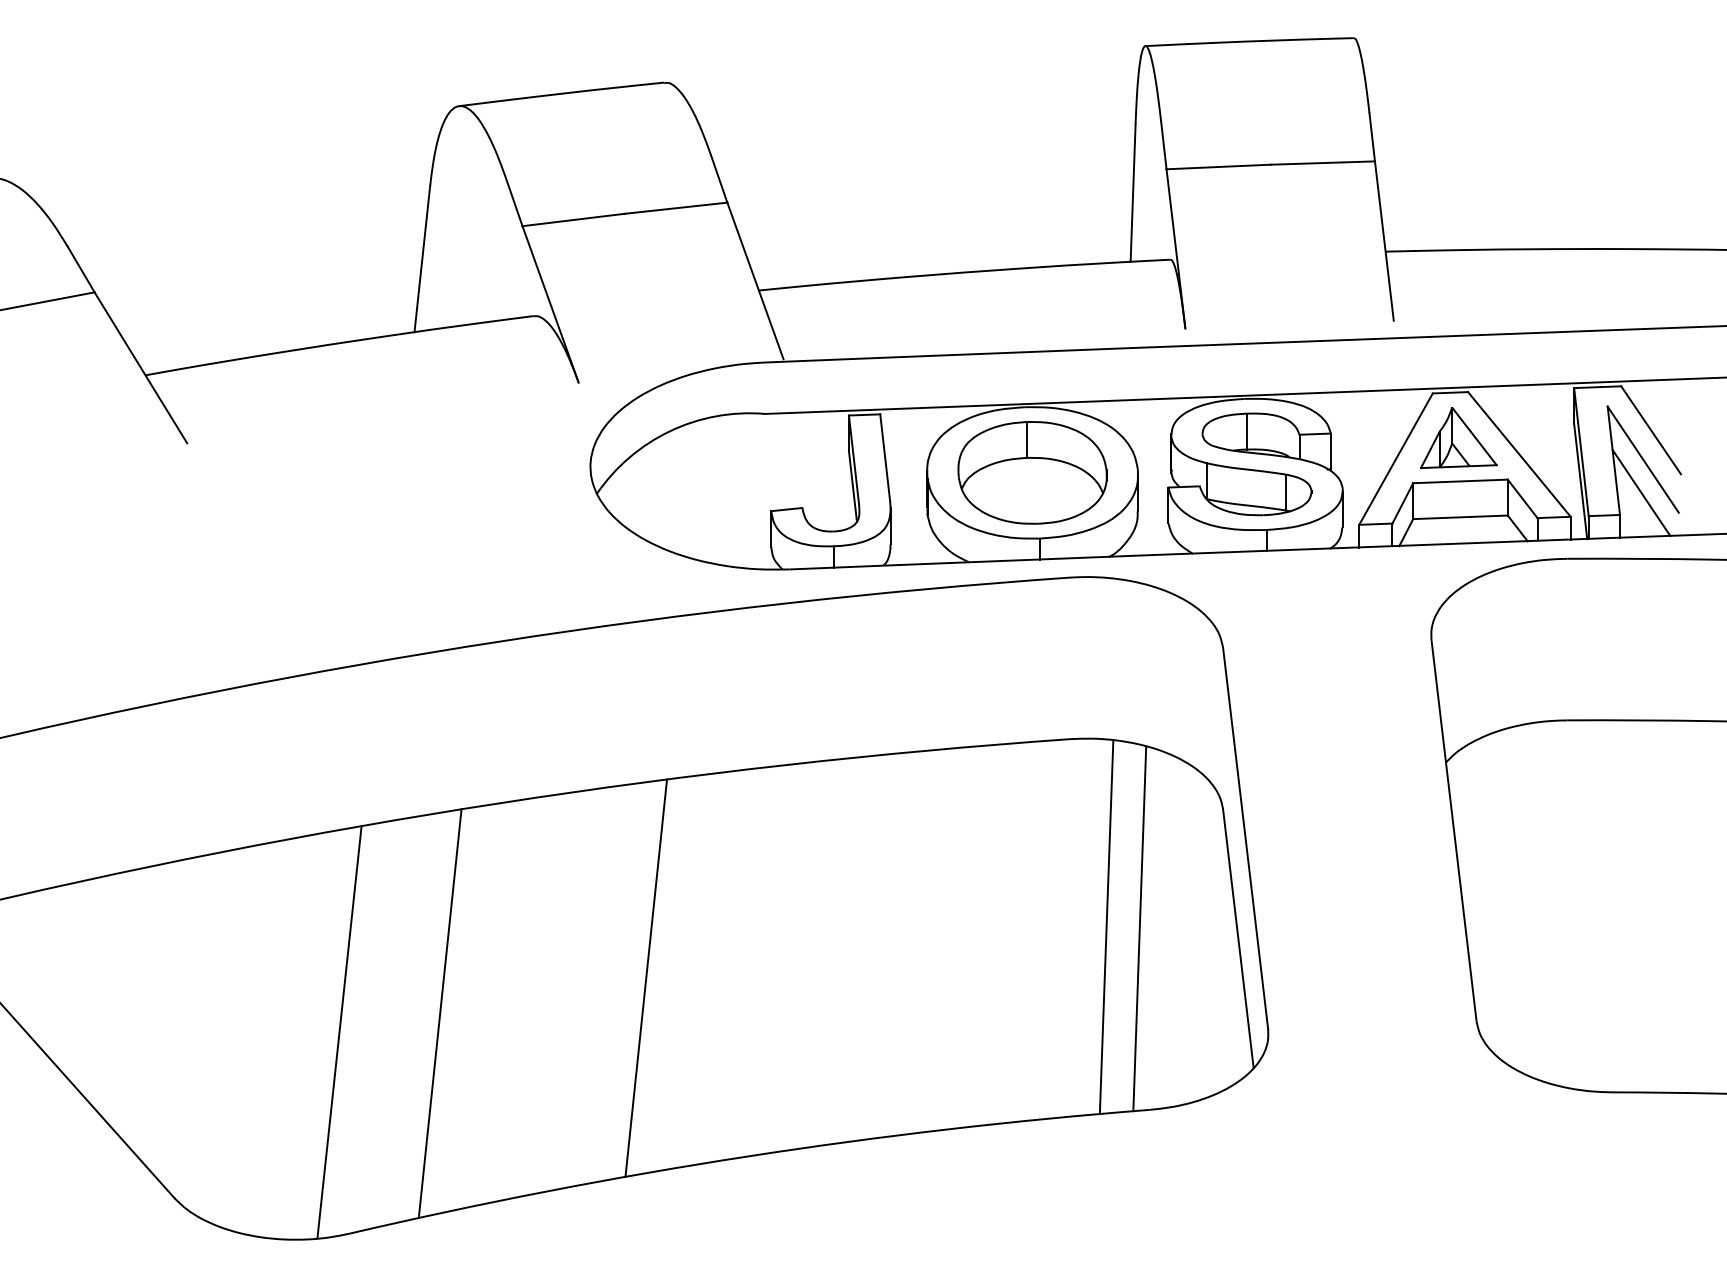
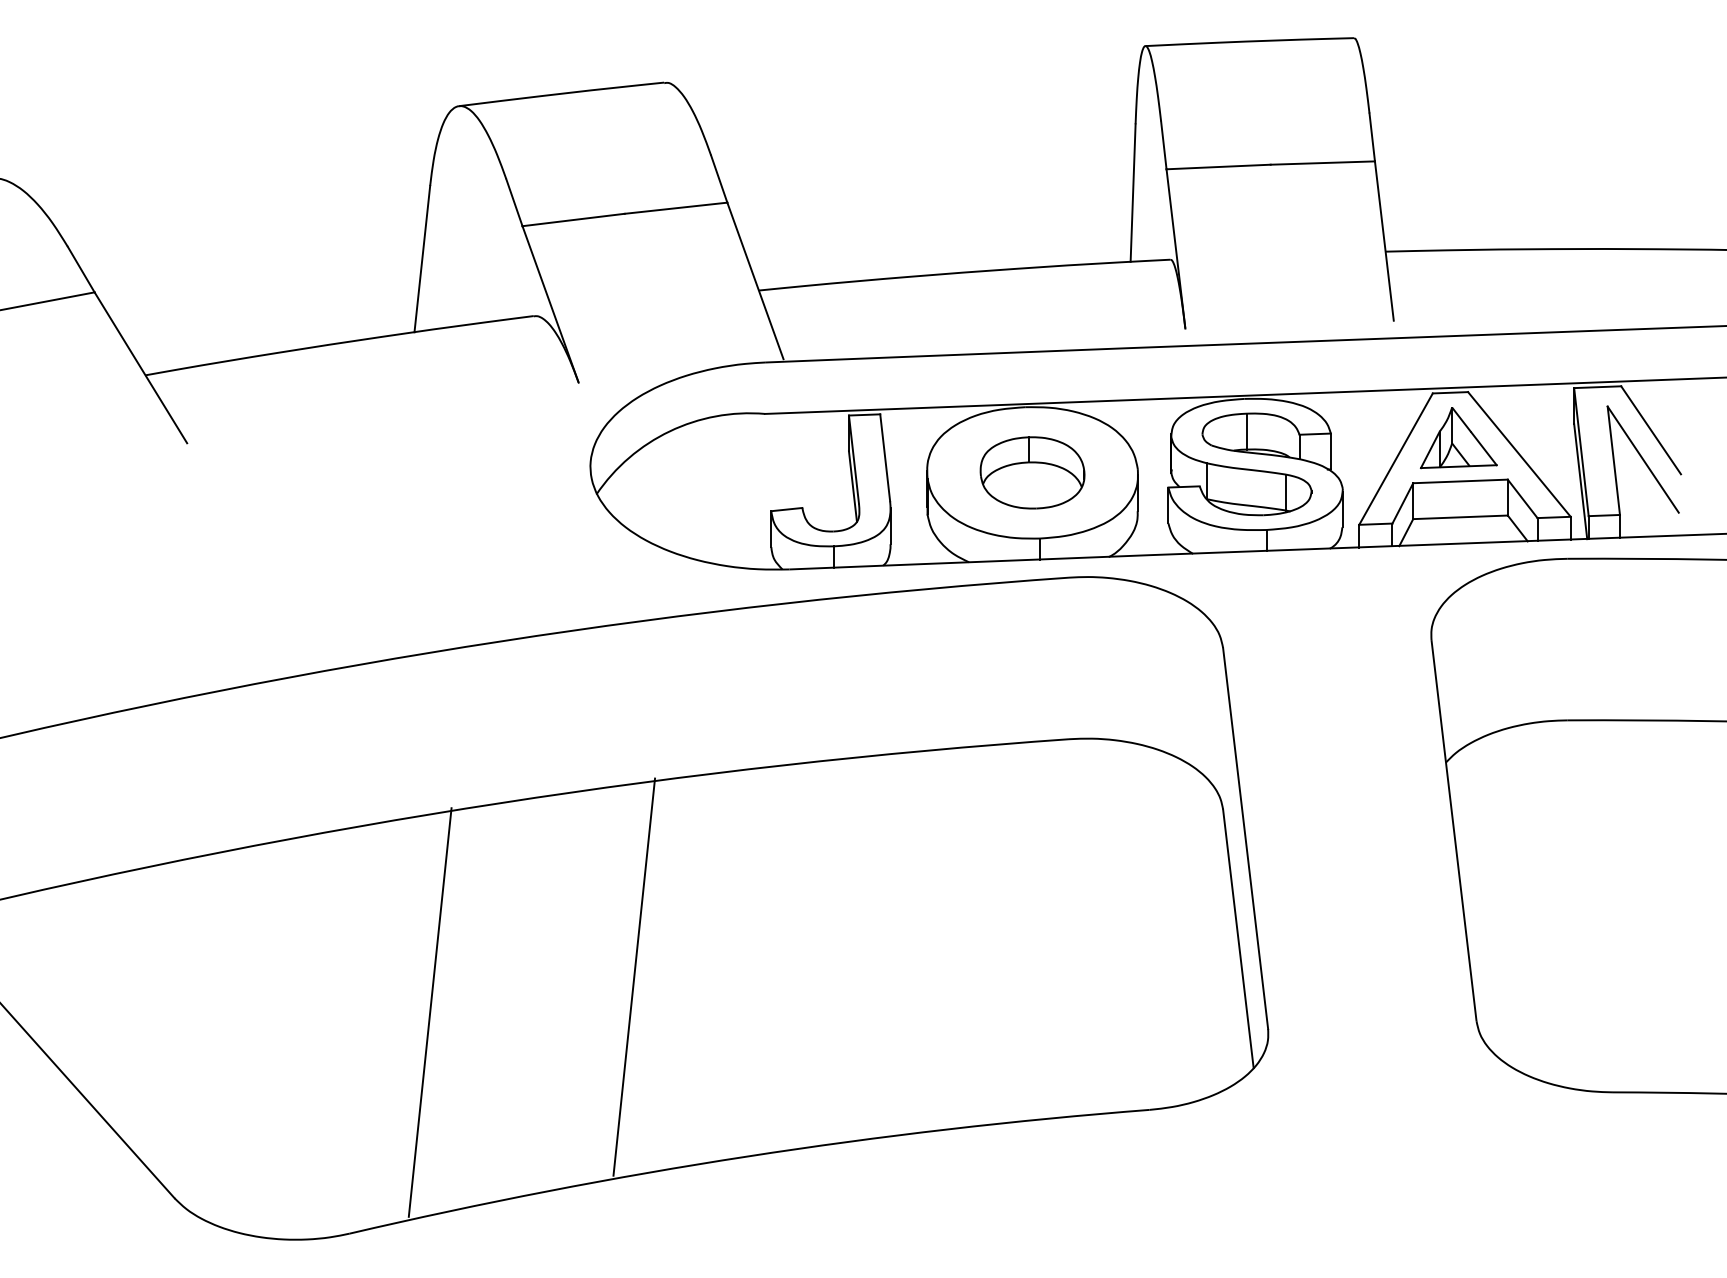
part size: 151x104 px -> 107x74 px (1032, 472)
line: present -> none (1641, 492)
line: present -> none (1106, 927)
line: present -> none (1139, 928)
line position: (646, 977) -> (634, 976) (634, 976)
line position: (439, 1013) -> (429, 1012) (429, 1012)
line: present -> none (339, 1031)
